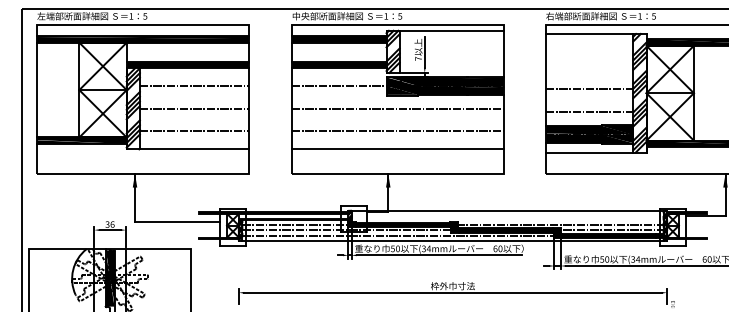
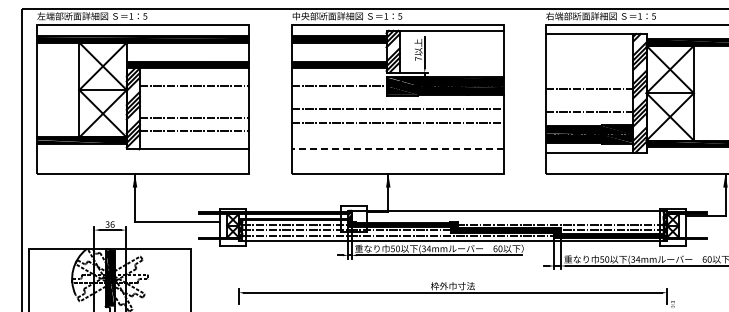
line position: (194, 108) -> (194, 117) (194, 117)
line position: (398, 131) -> (398, 123) (398, 123)
line: solid -> dashed (397, 149)
